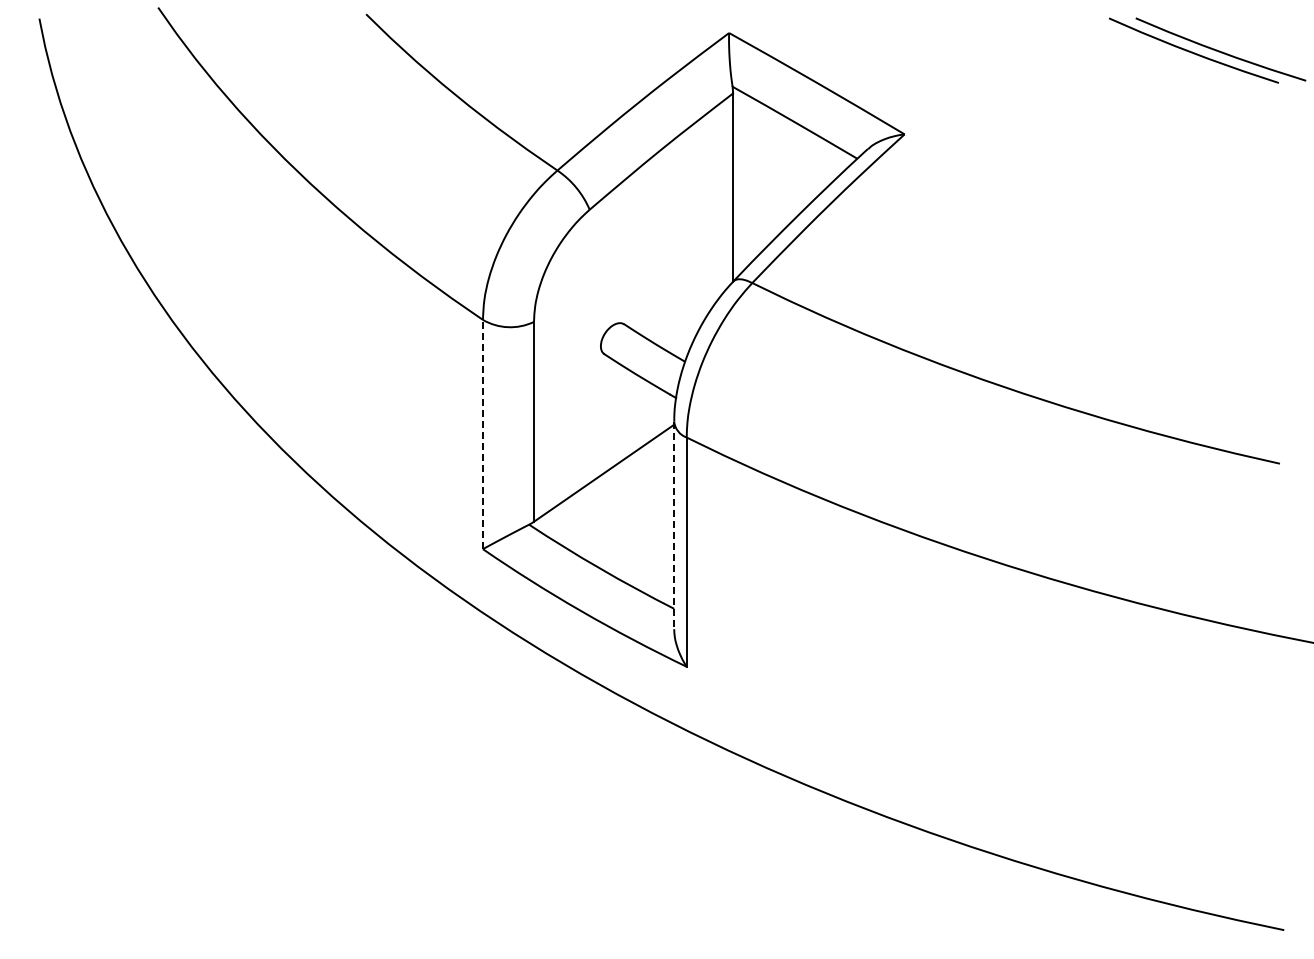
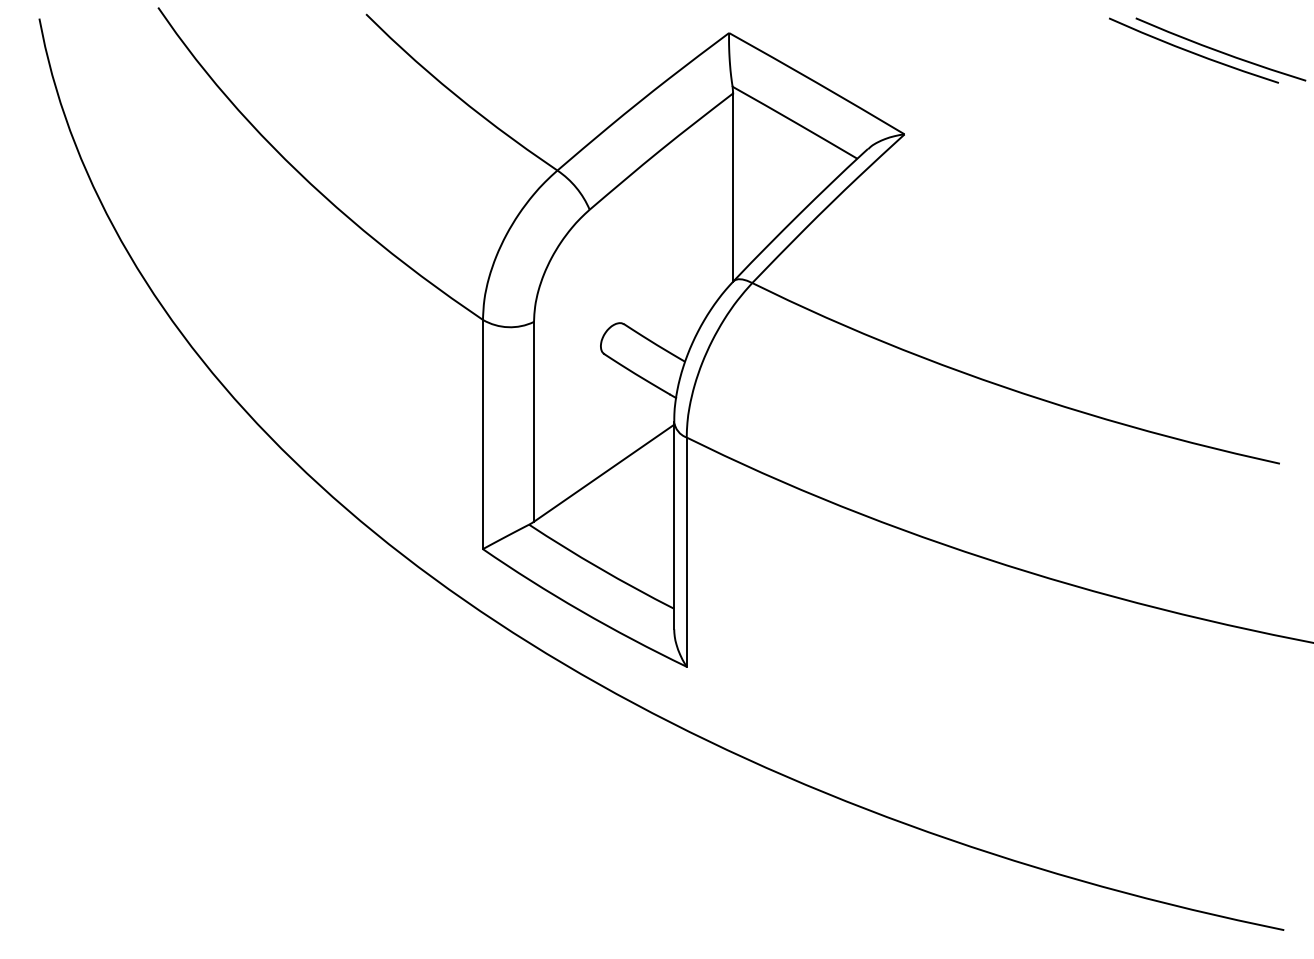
line: dashed -> solid (482, 434)
line: dashed -> solid (674, 525)
